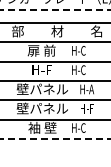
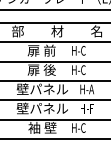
line: dashed -> solid (55, 9)
text: H-F -> 扉 後 (41, 69)
line: dashed -> solid (55, 138)
